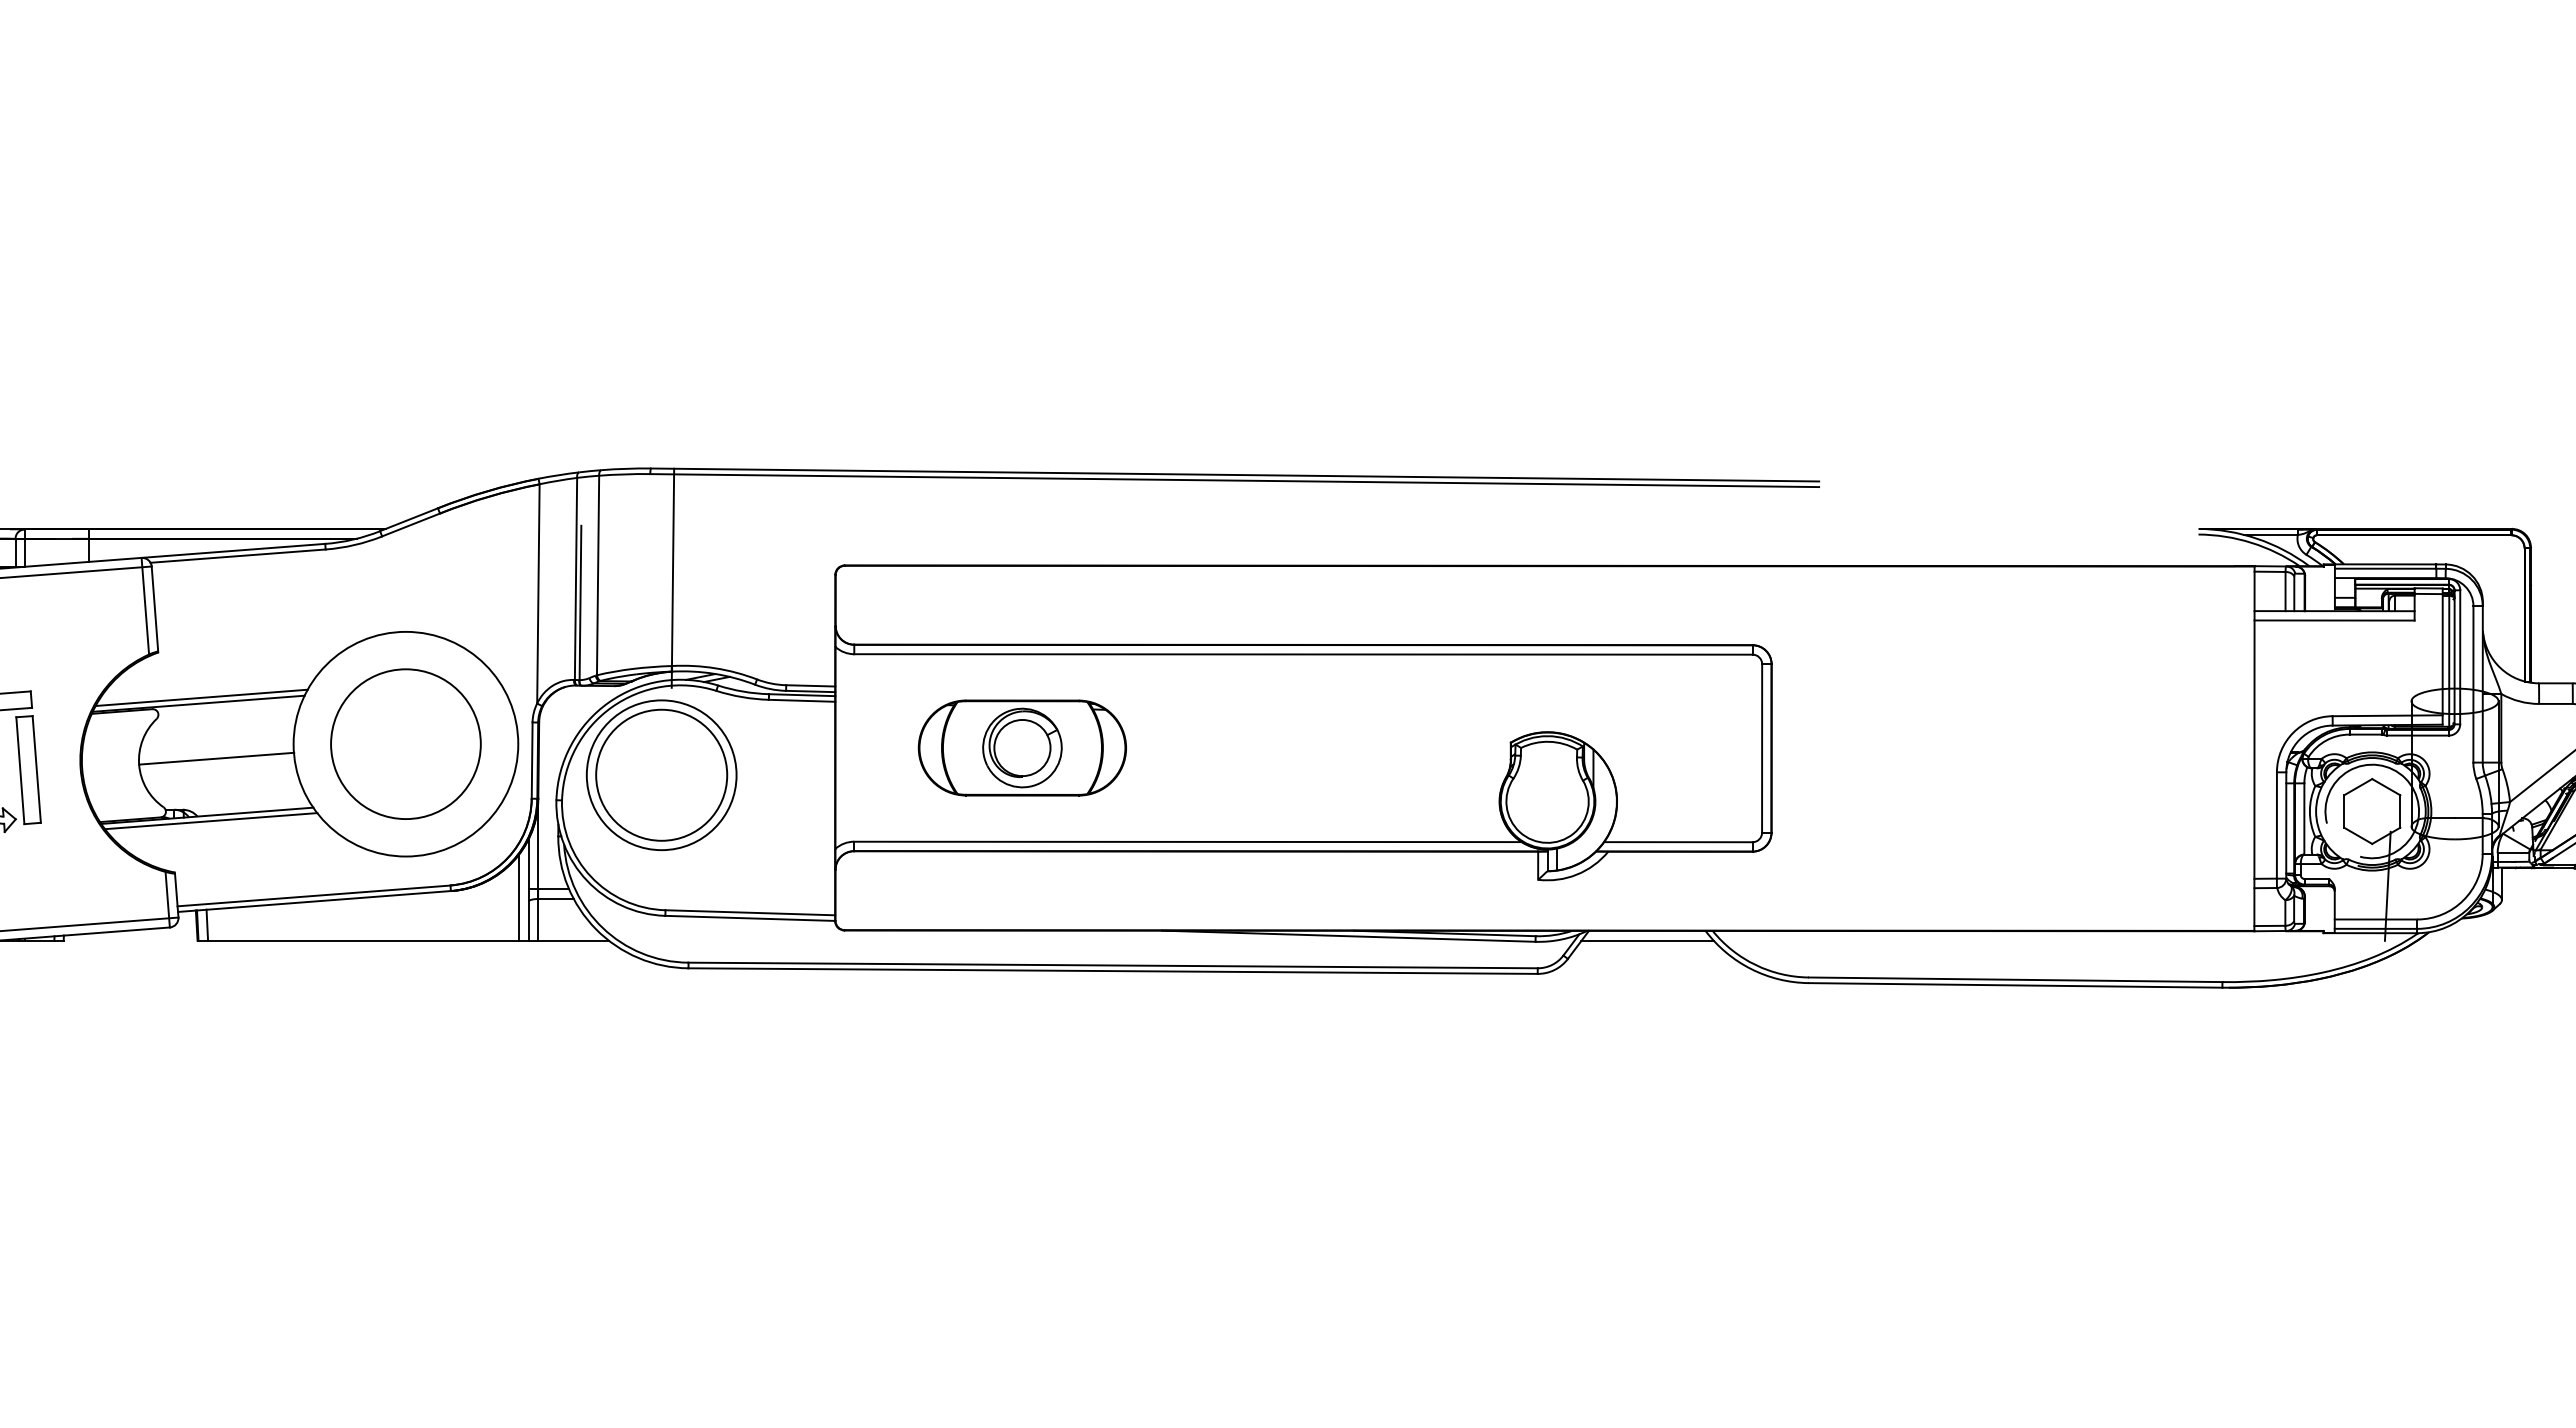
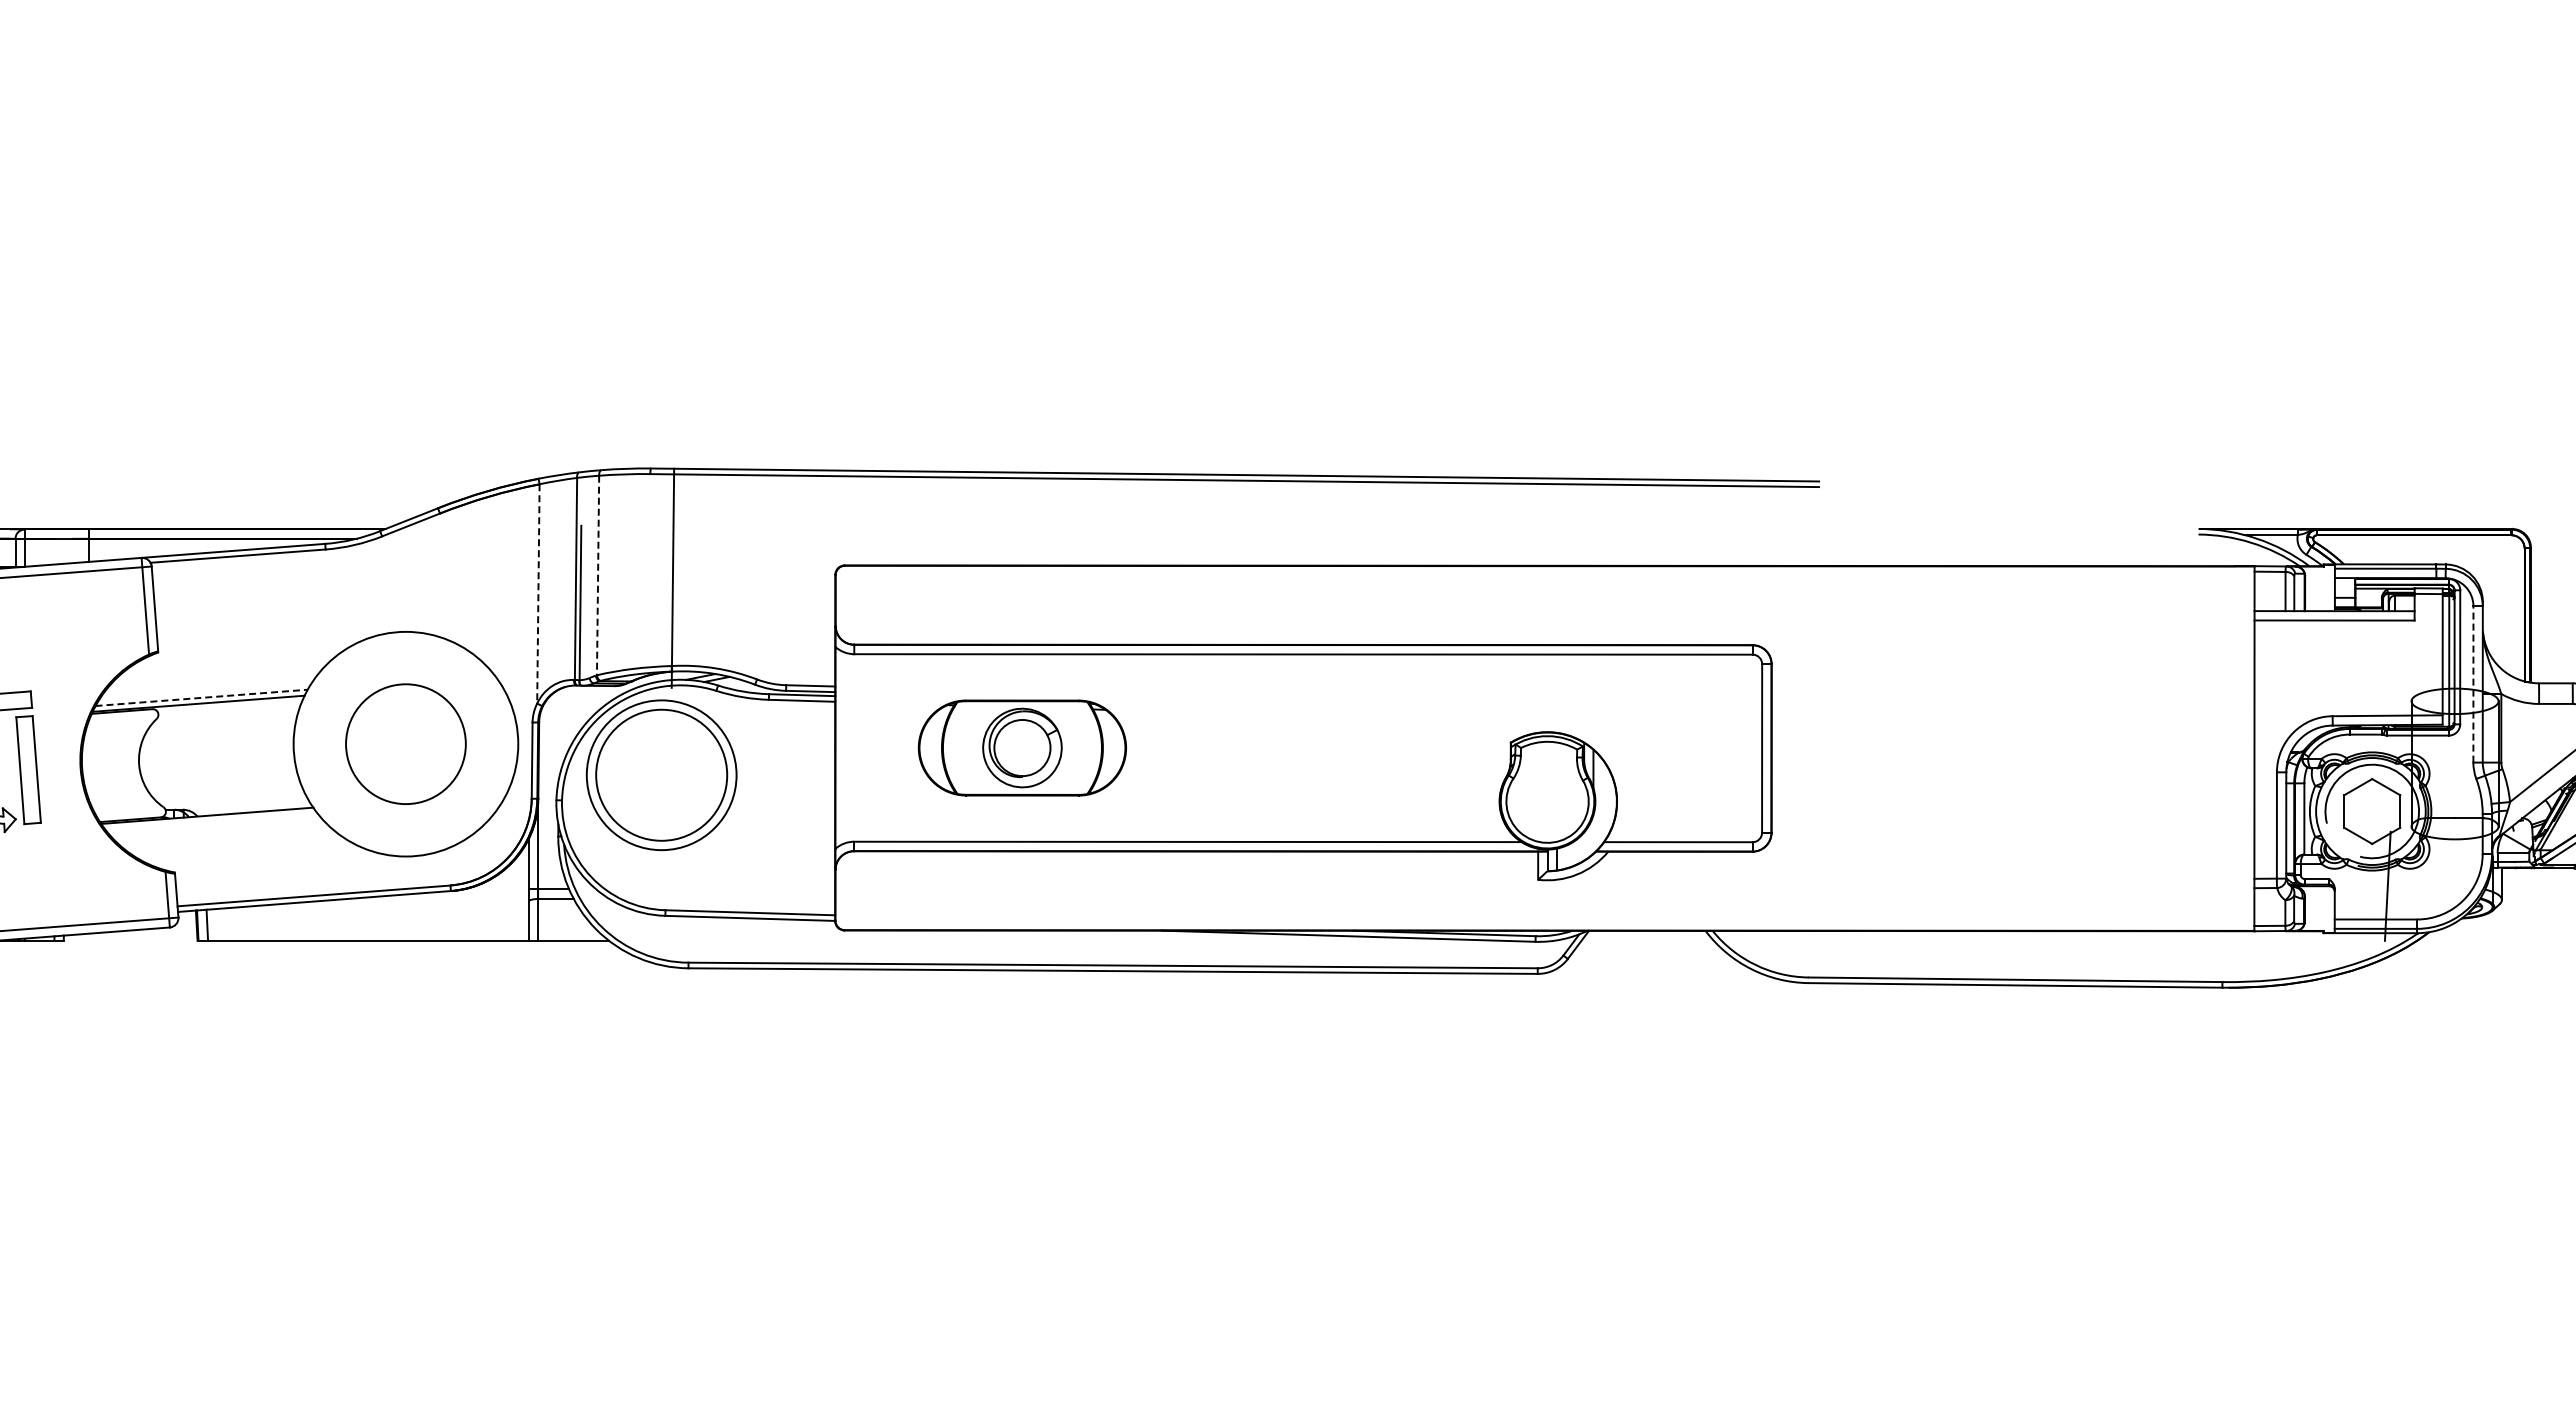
line: solid -> dashed (598, 575)
line: solid -> dashed (538, 593)
line: solid -> dashed (2473, 683)
line: solid -> dashed (202, 697)
circle diameter: 150 px -> 120 px (405, 744)
line: present -> none (216, 758)
line: present -> none (210, 821)
line: present -> none (519, 897)
line: present -> none (1647, 940)
